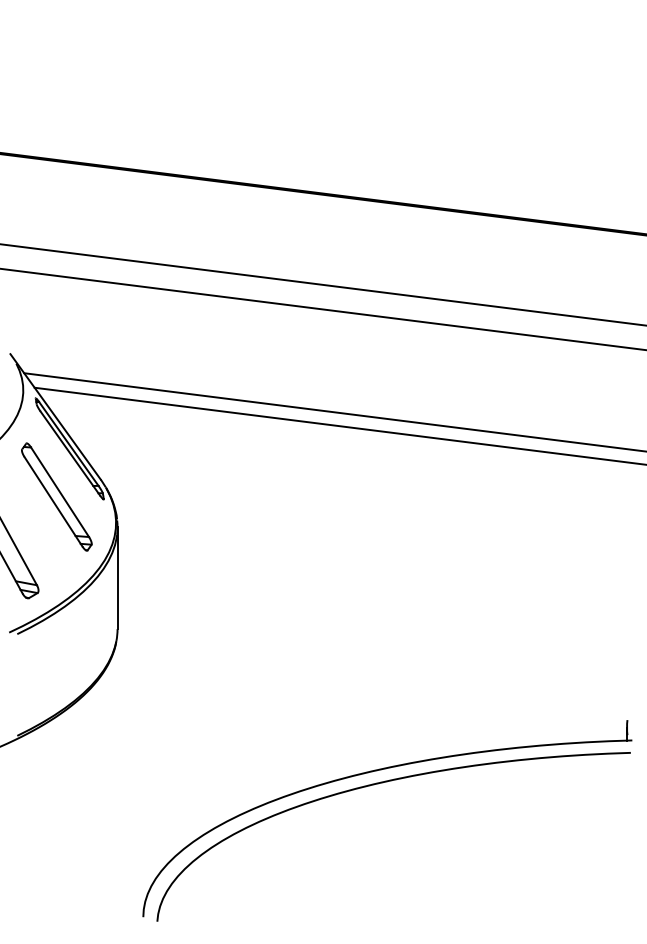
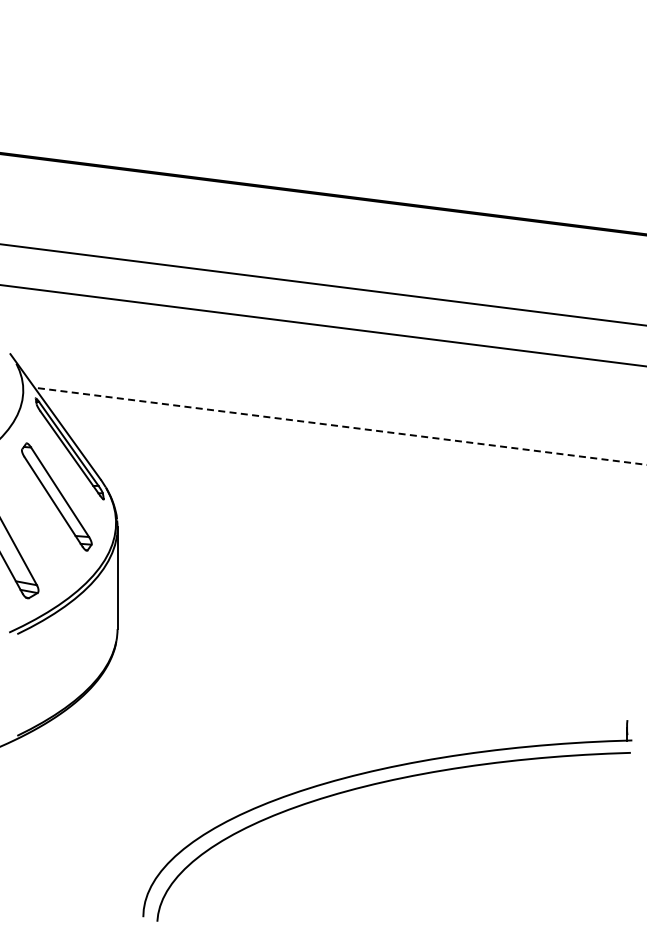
line position: (322, 309) -> (322, 325) (322, 325)
line: present -> none (333, 412)
line: solid -> dashed (340, 426)
